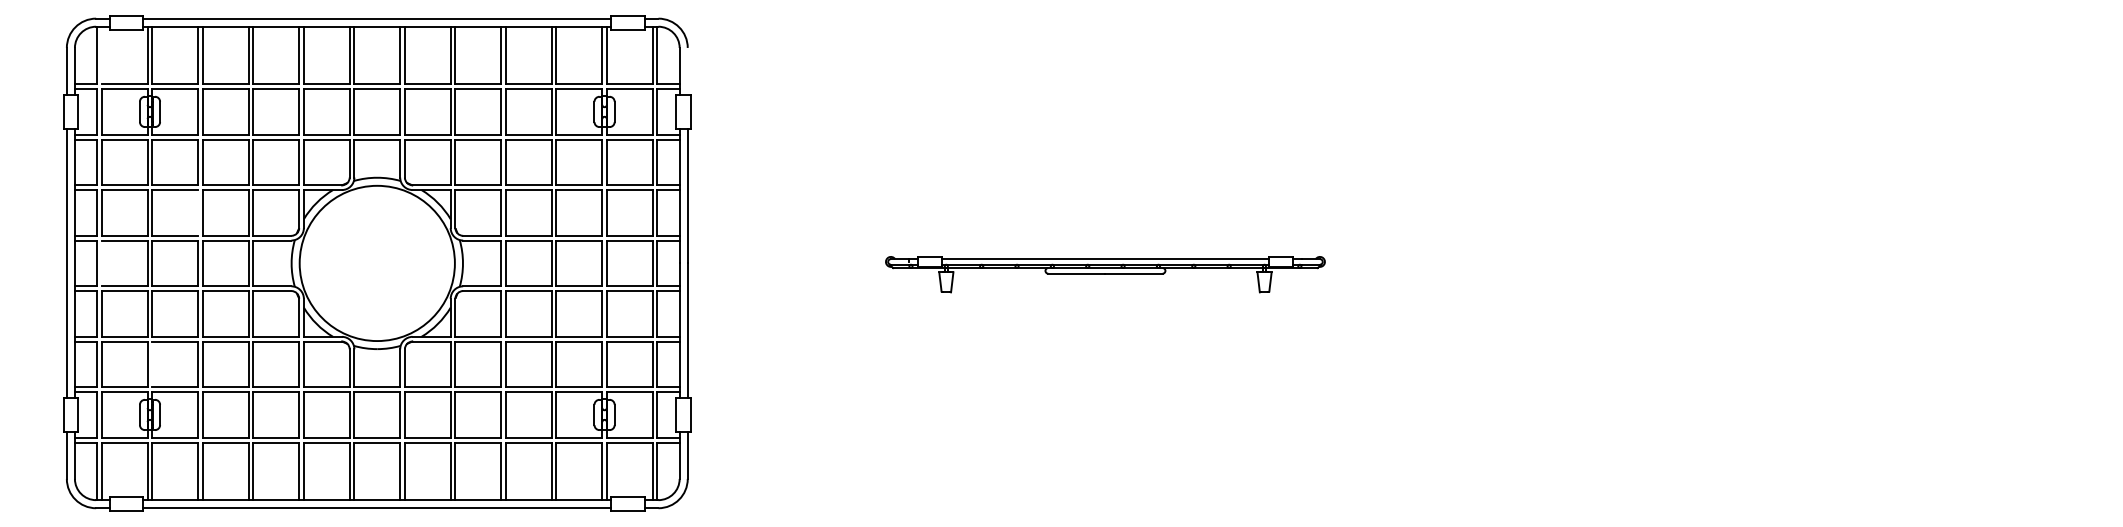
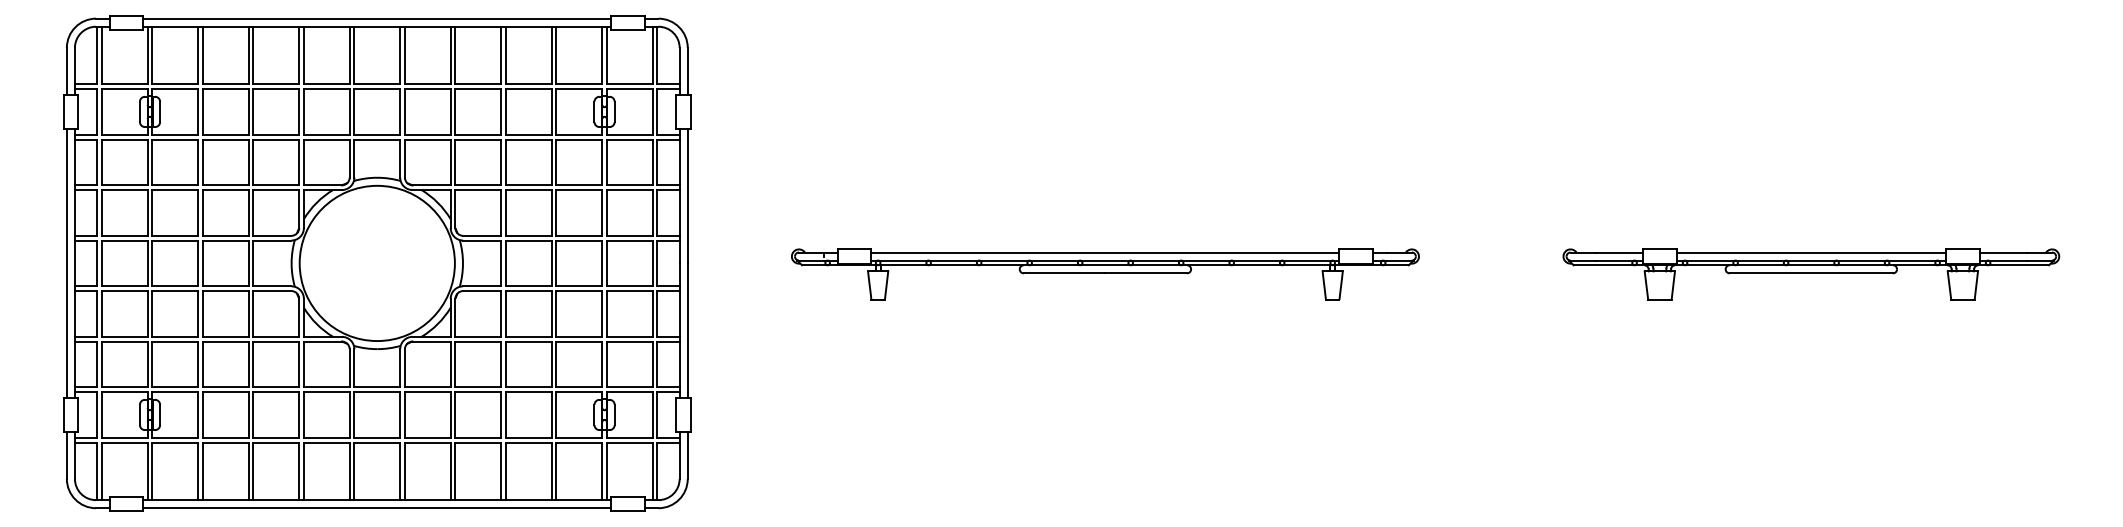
line: none -> present (101, 55)
line: none -> present (687, 71)
line: none -> present (198, 212)
line: none -> present (101, 263)
part size: 441x38 px -> 629x53 px (1105, 274)
part: none -> present (1811, 274)
line: none -> present (152, 364)
